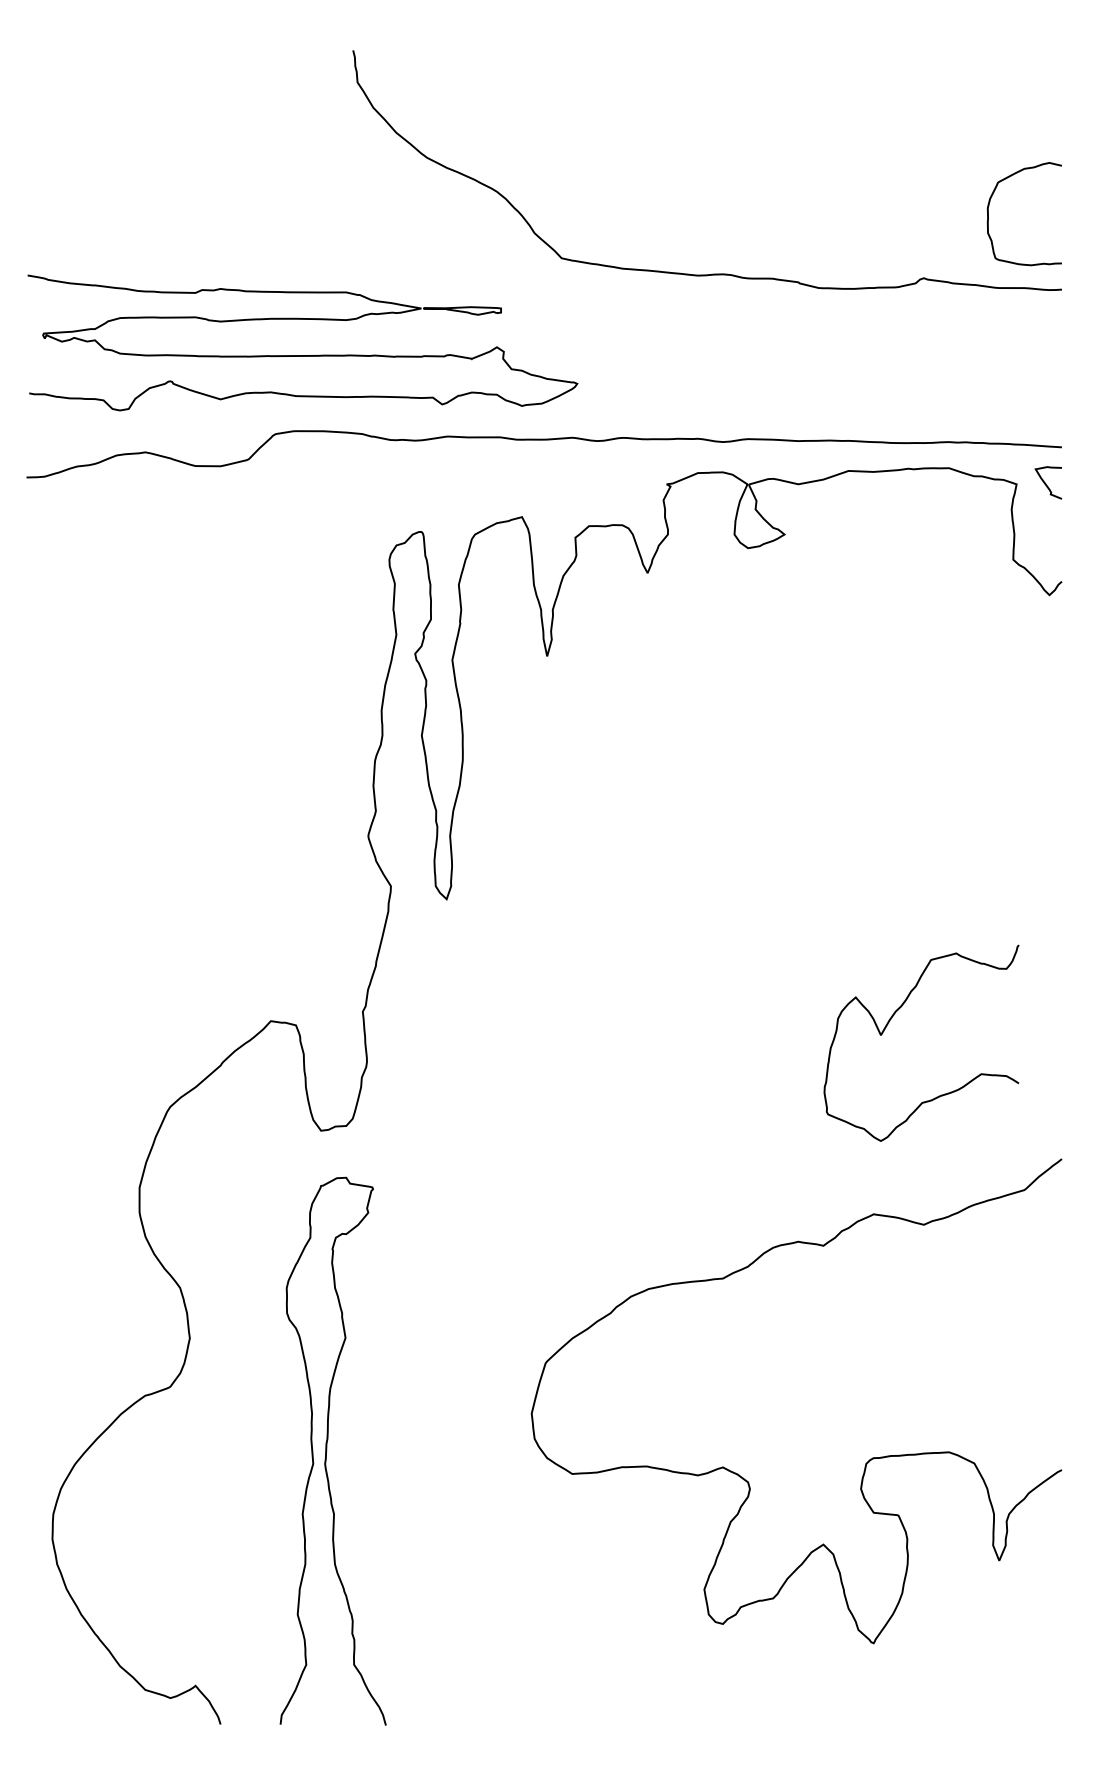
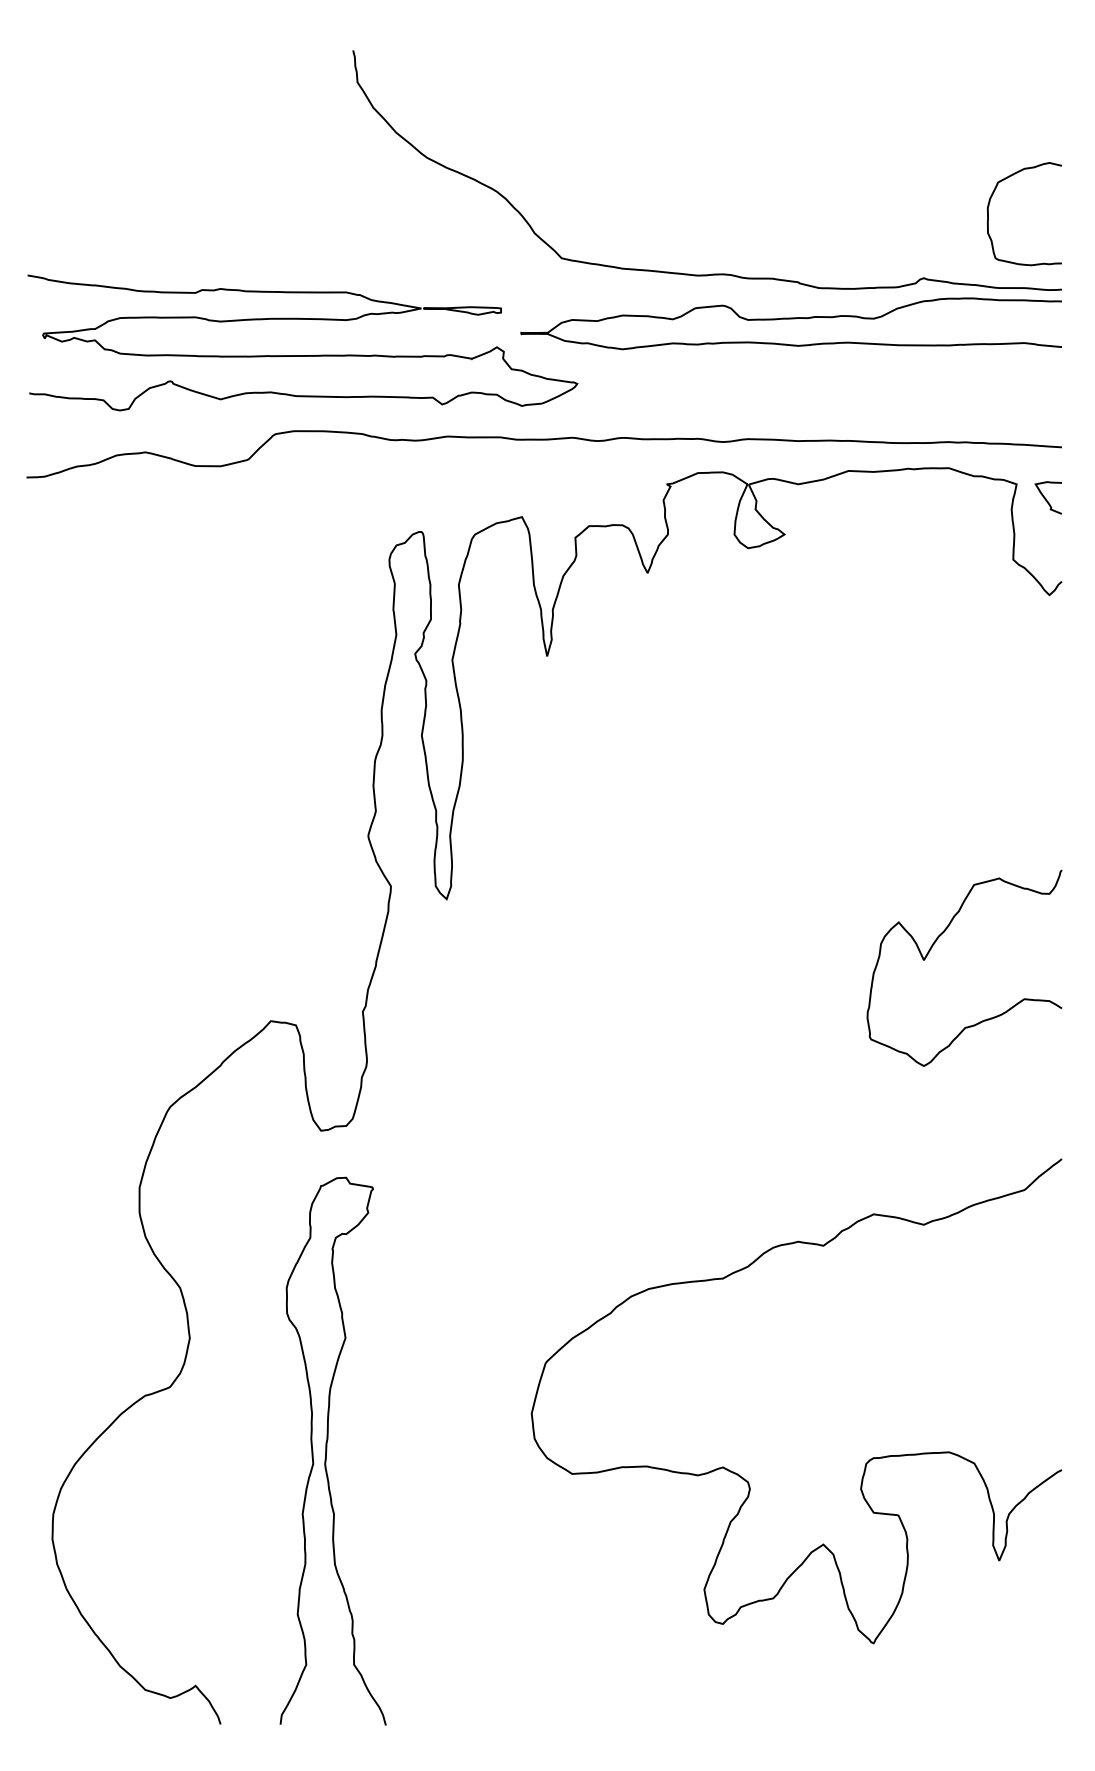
curve: none -> present (790, 319)
curve position: (1046, 483) -> (1046, 498) (1046, 498)
curve position: (887, 1026) -> (930, 951) (930, 951)
